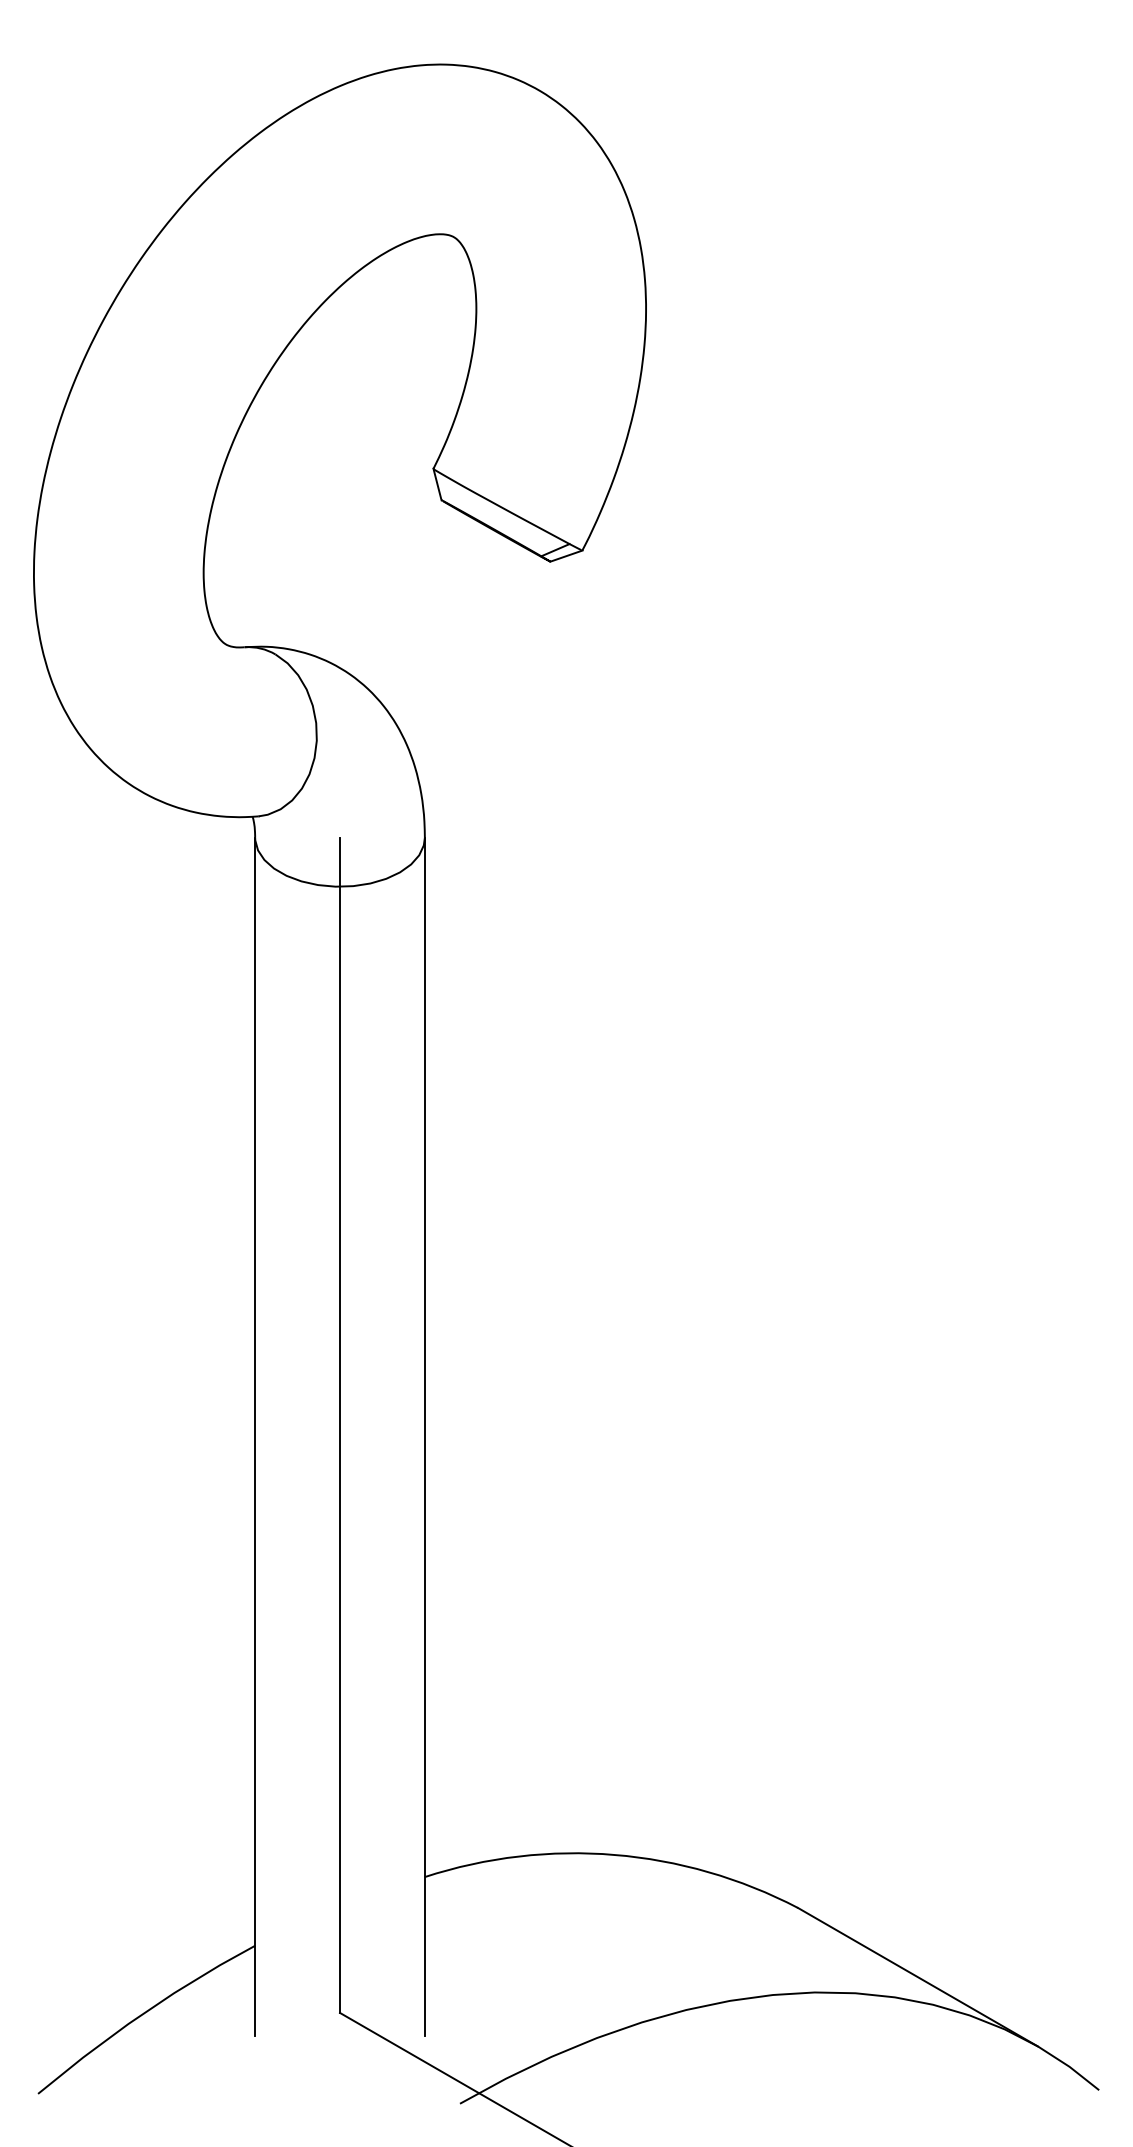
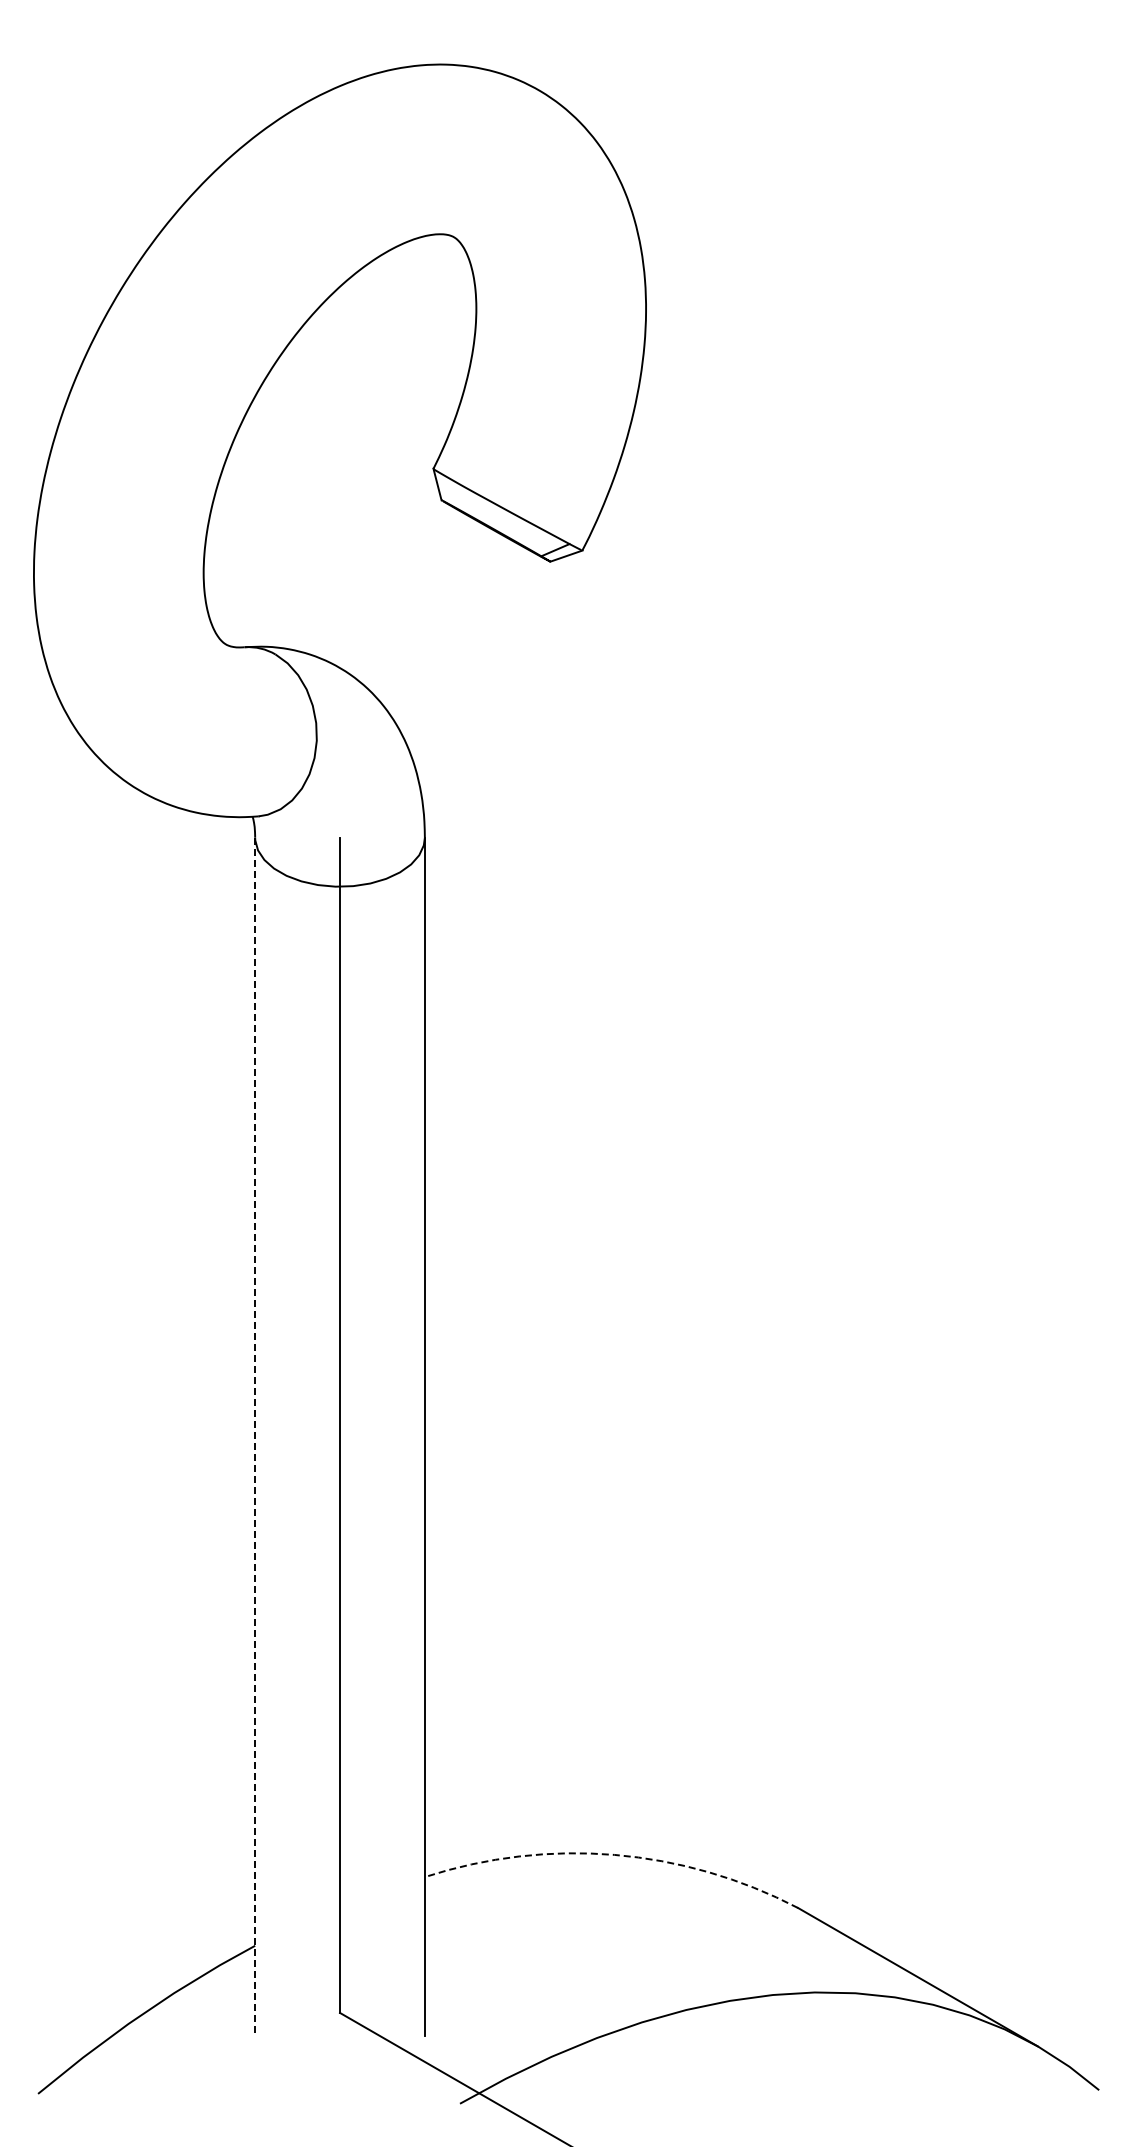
line: solid -> dashed (255, 1436)
arc: solid -> dashed (614, 1854)
